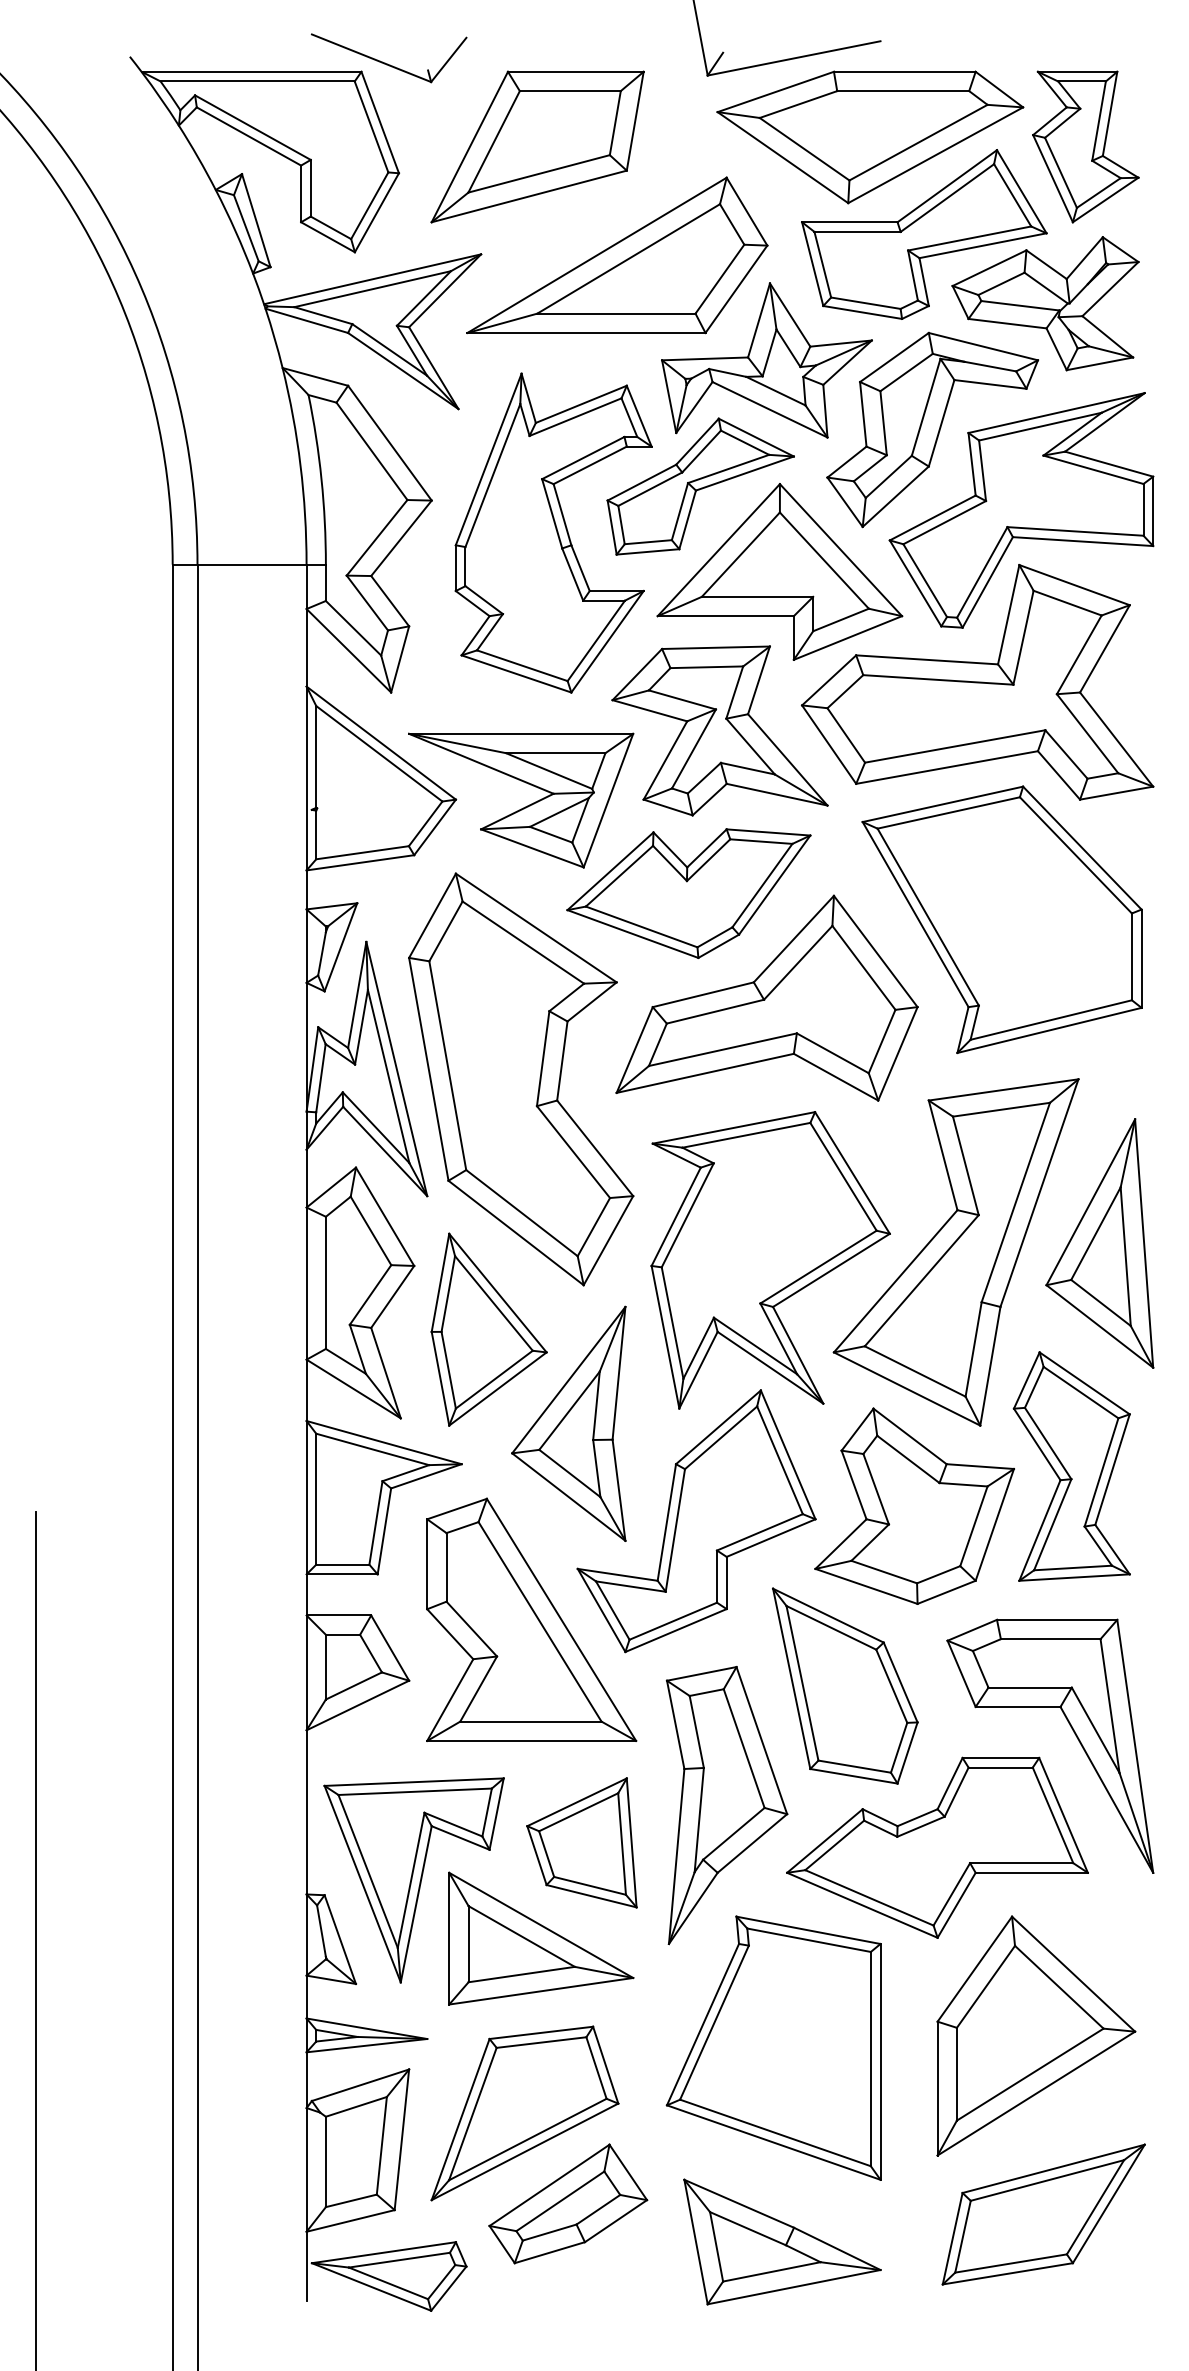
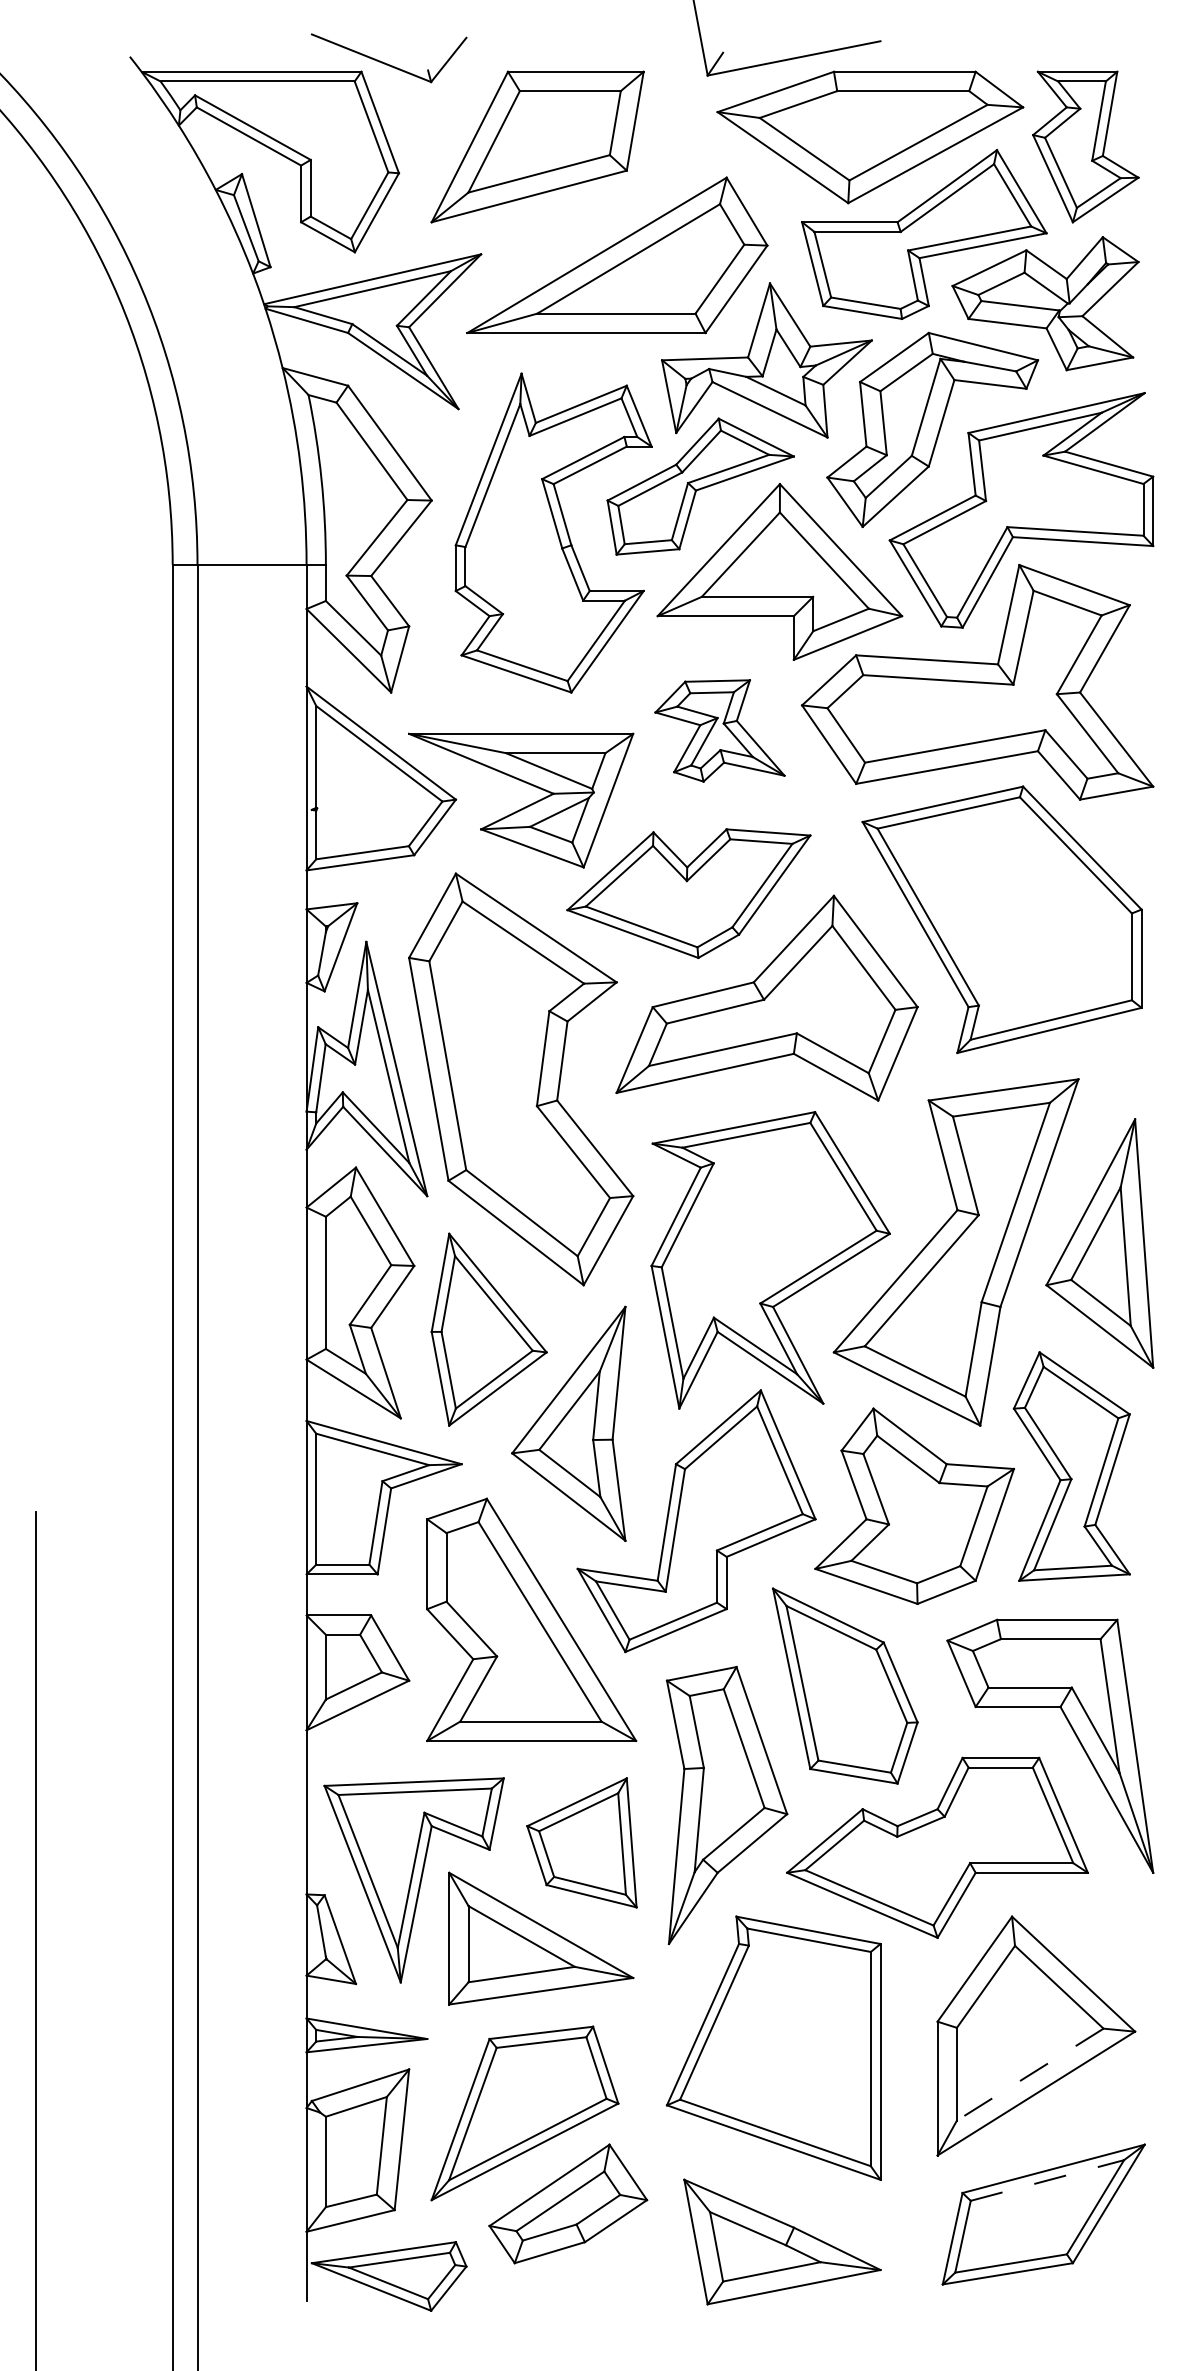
part size: 218x172 px -> 132x104 px (719, 730)
line: solid -> dashed (1030, 2074)
line: solid -> dashed (1047, 2180)
